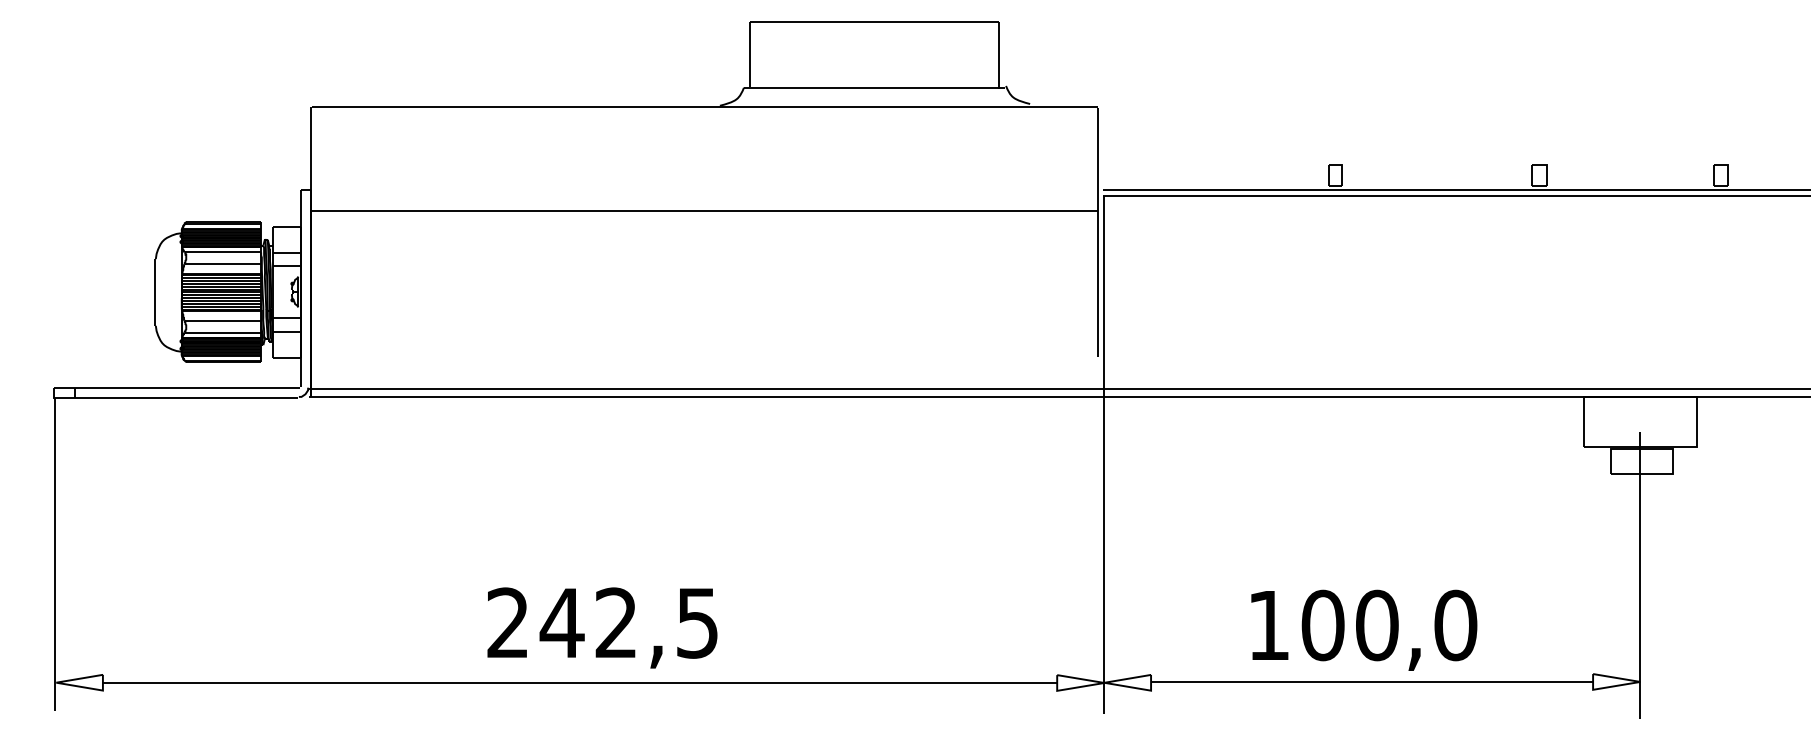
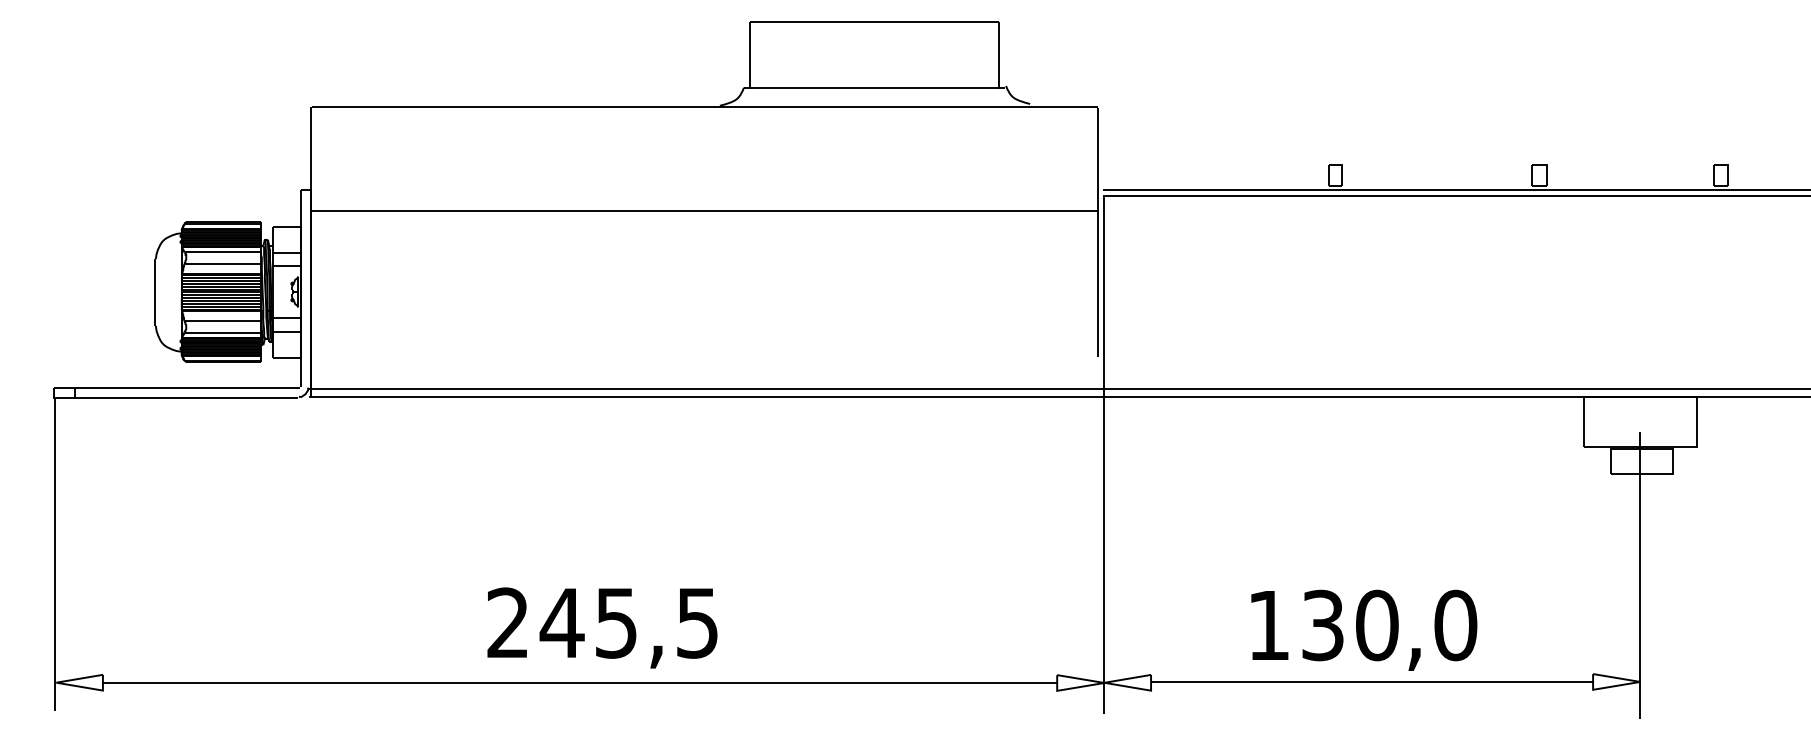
text: 242,5 -> 245,5 (615, 622)
text: 100 -> 130 (1322, 625)
